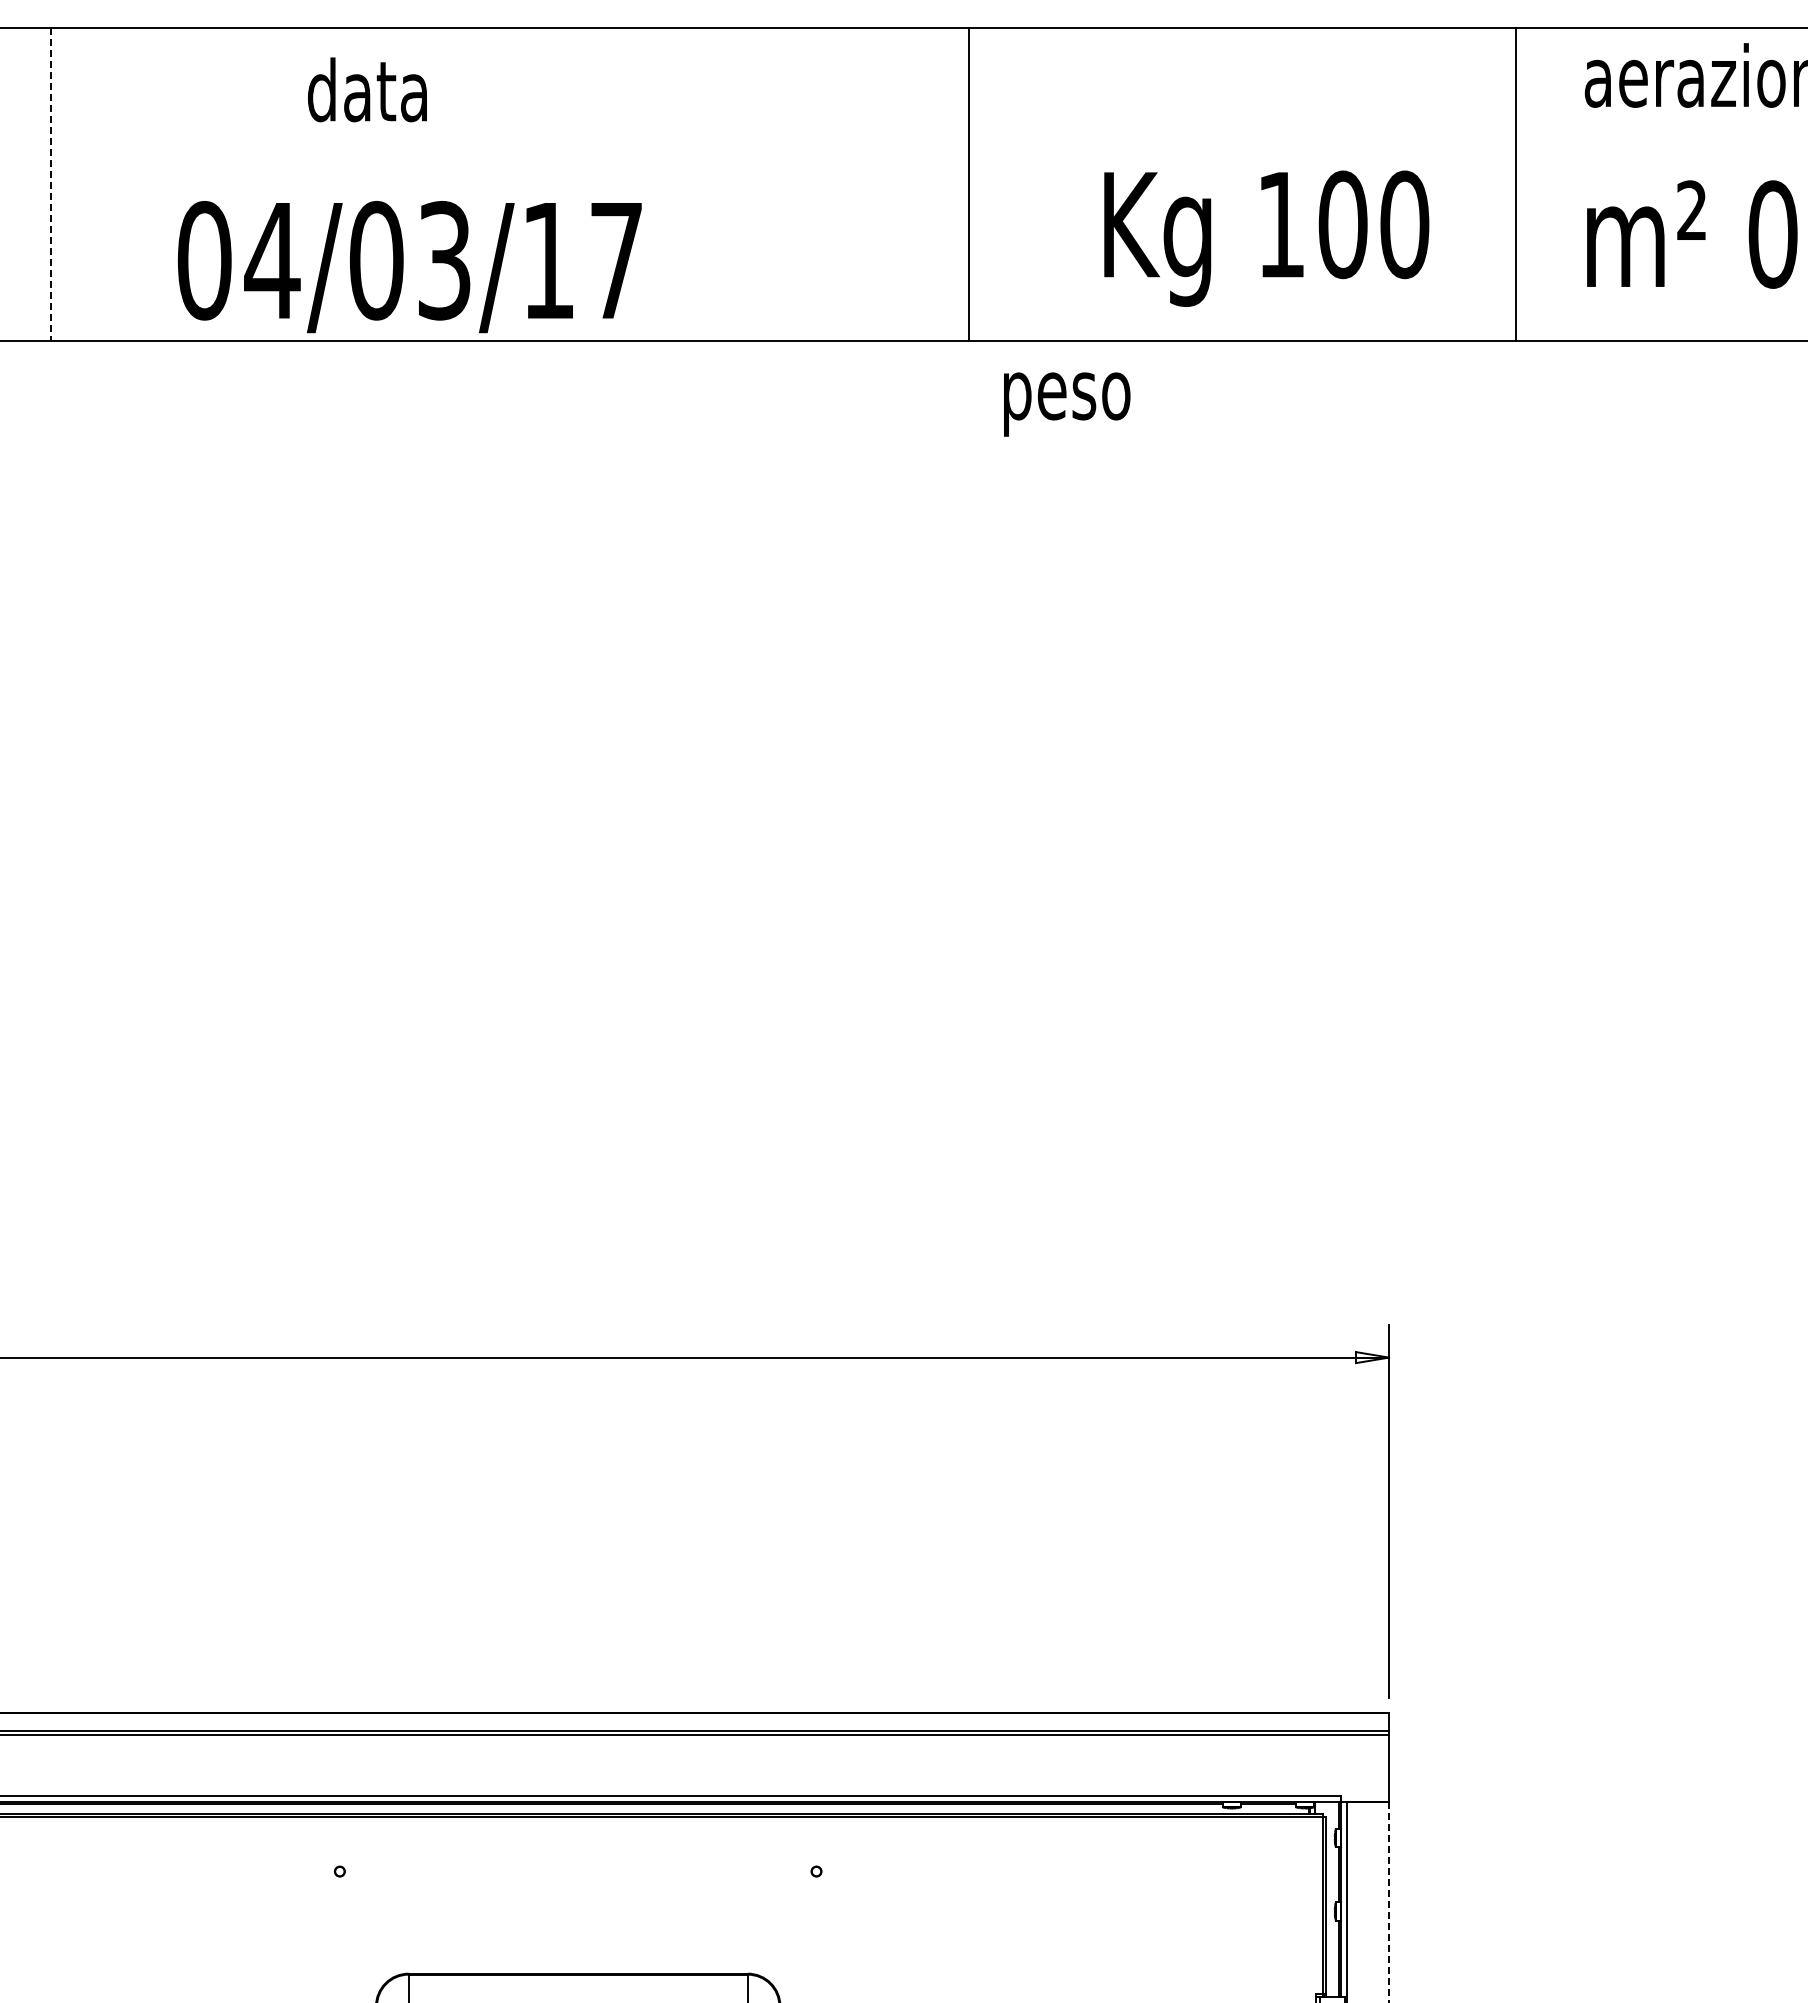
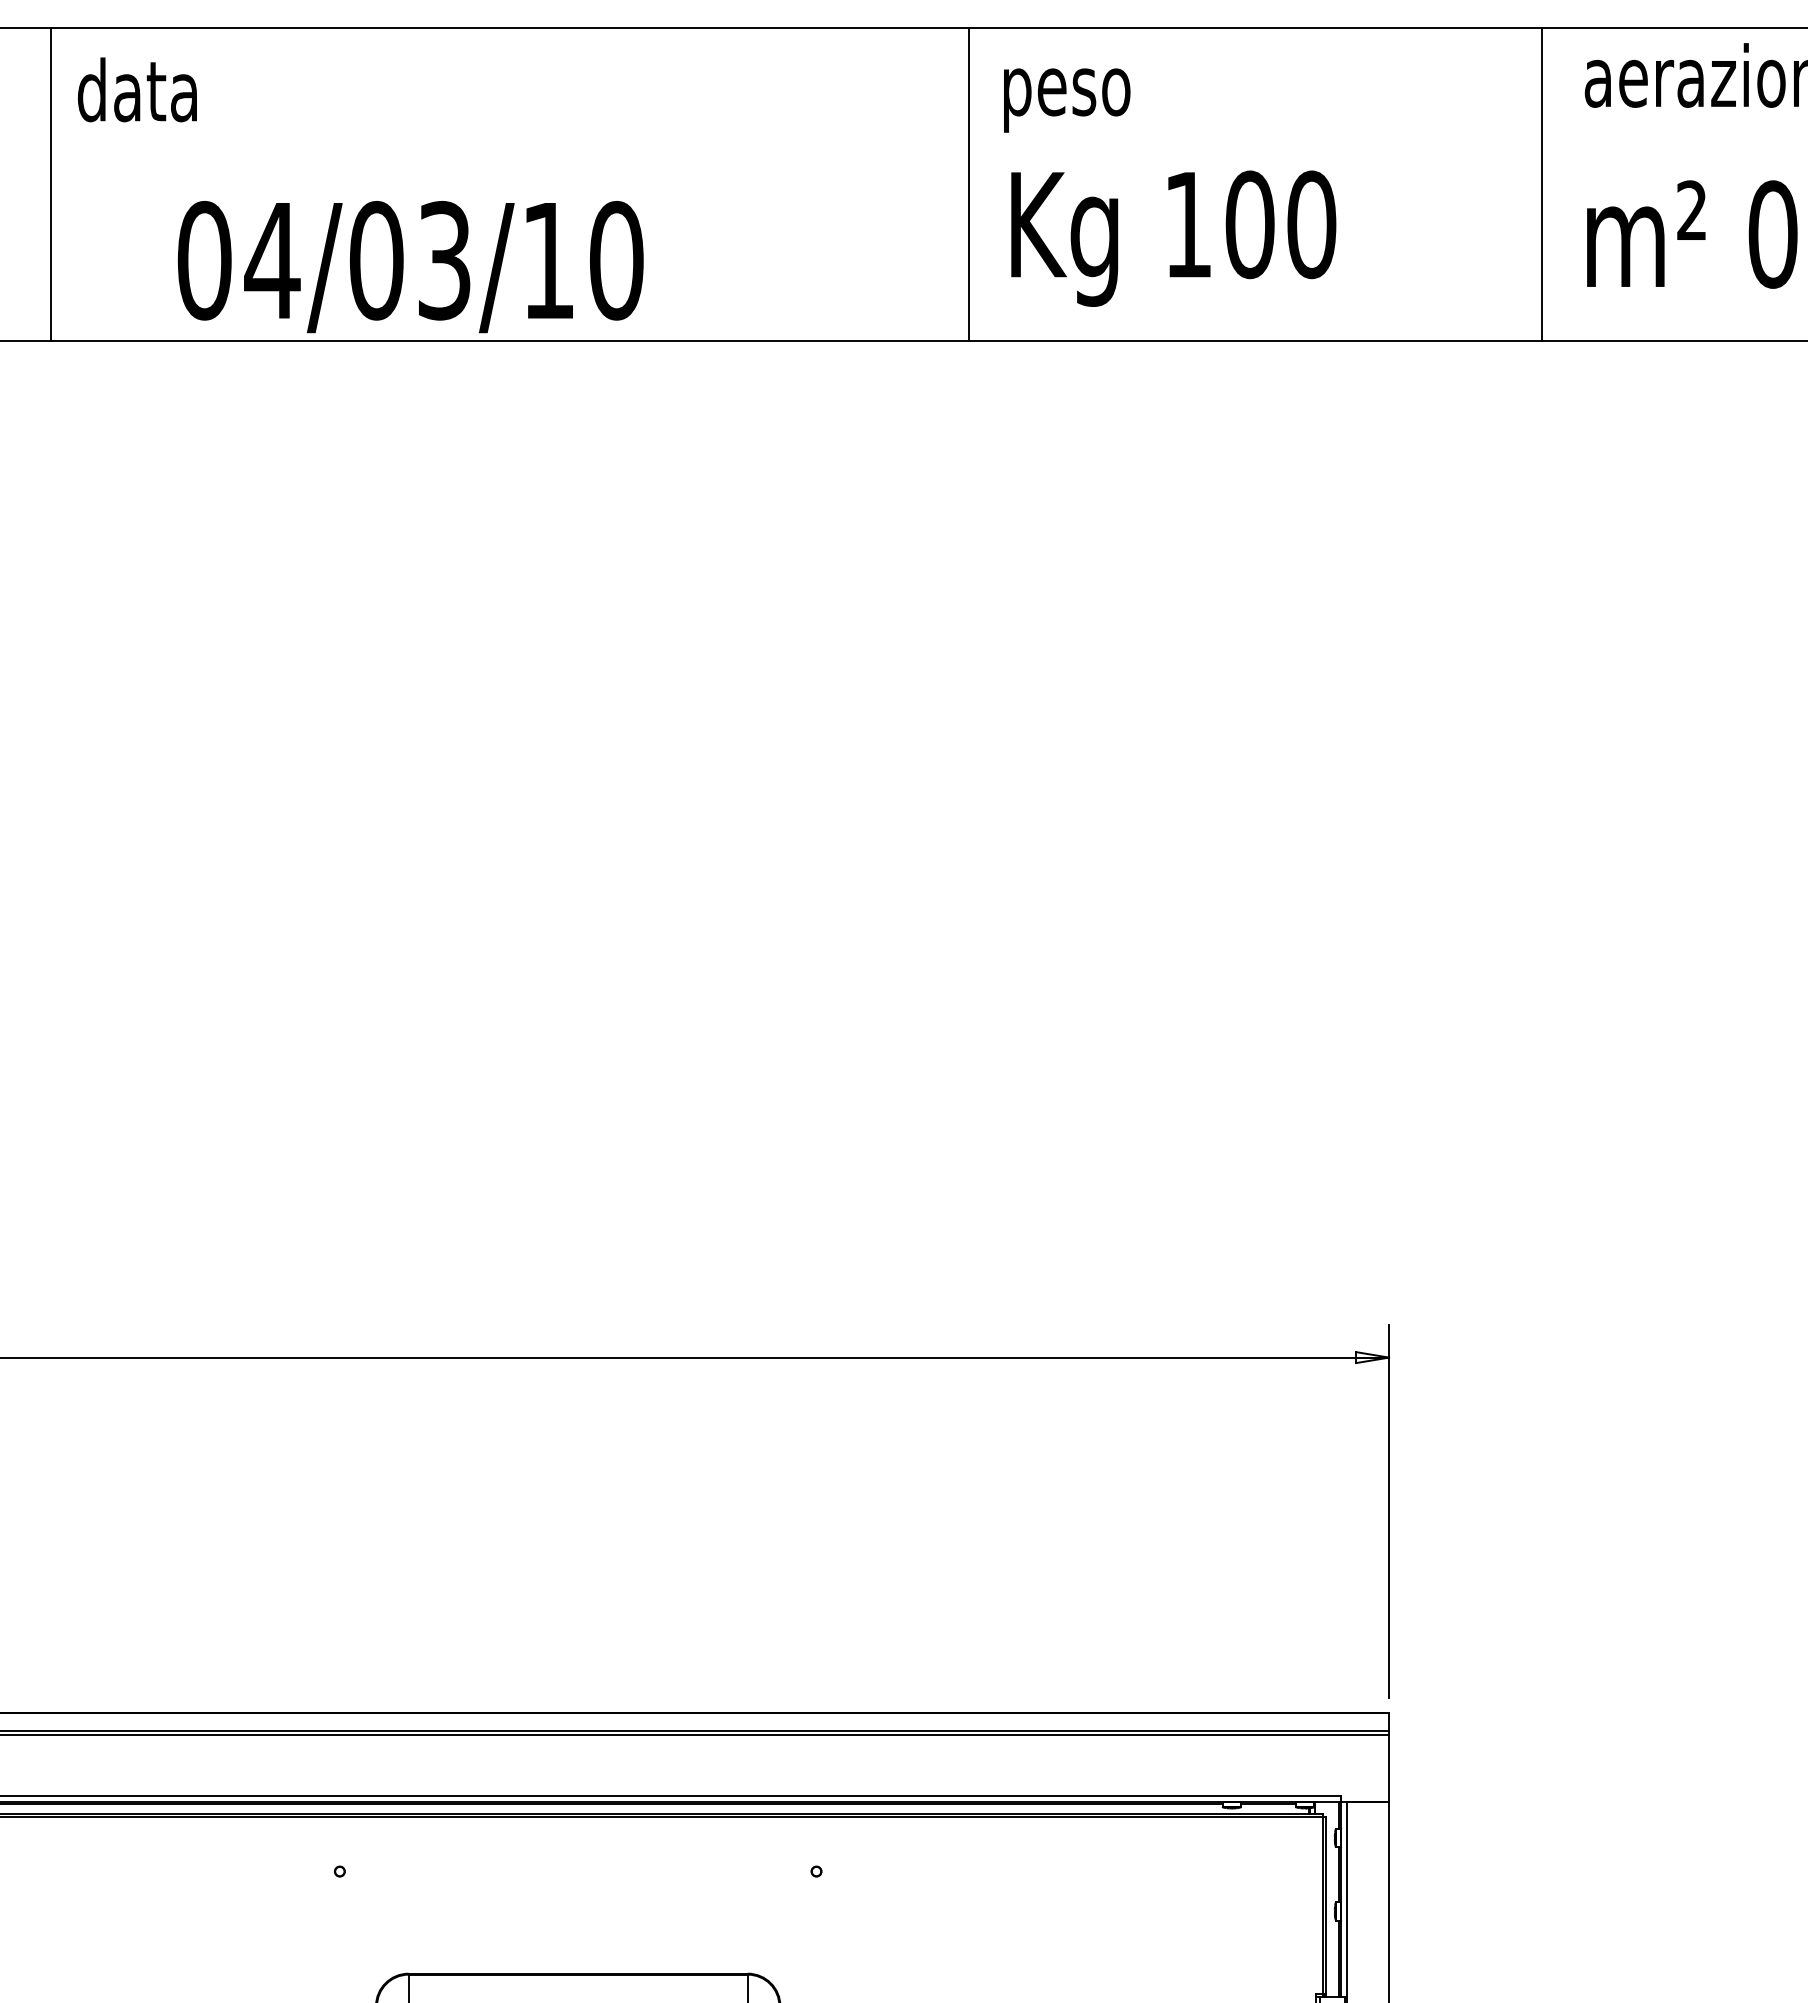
text position: (367, 89) -> (137, 89) (137, 89)
line: dashed -> solid (50, 184)
line position: (1516, 184) -> (1542, 184) (1542, 184)
text position: (1266, 238) -> (1173, 238) (1173, 238)
text: 04/03/17 -> 04/03/10 (616, 260)
text position: (1067, 404) -> (1067, 100) (1067, 100)
line: dashed -> solid (1388, 1902)
